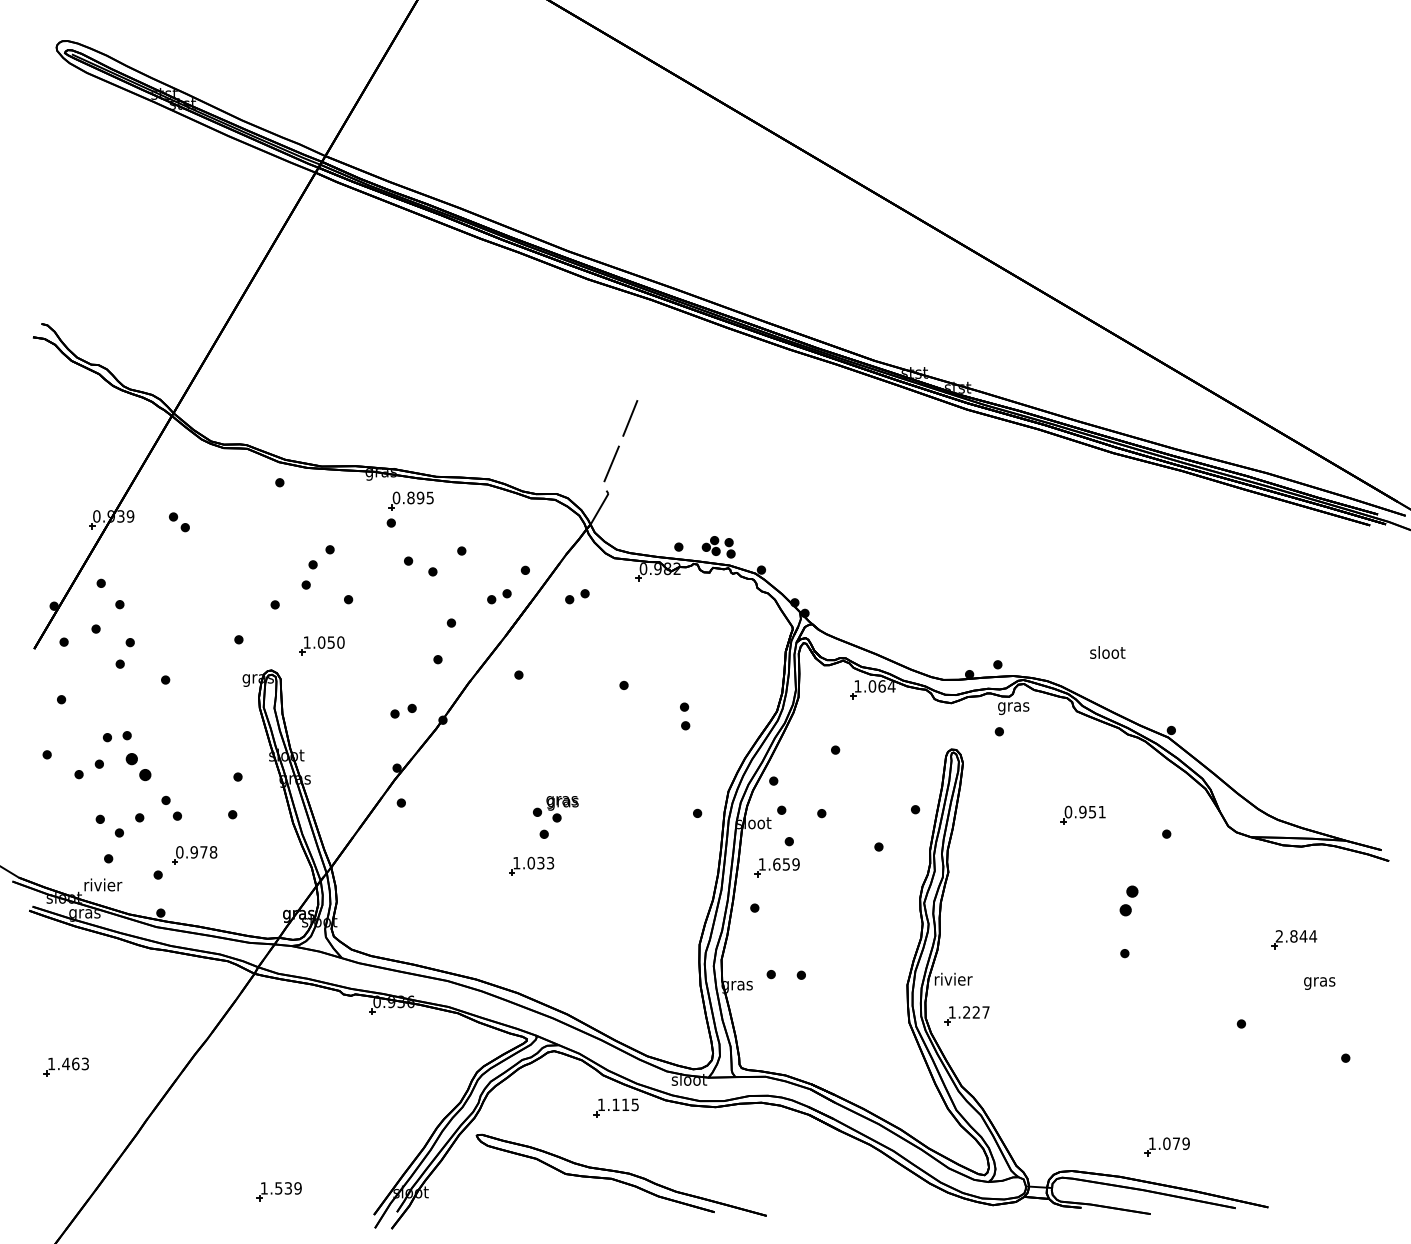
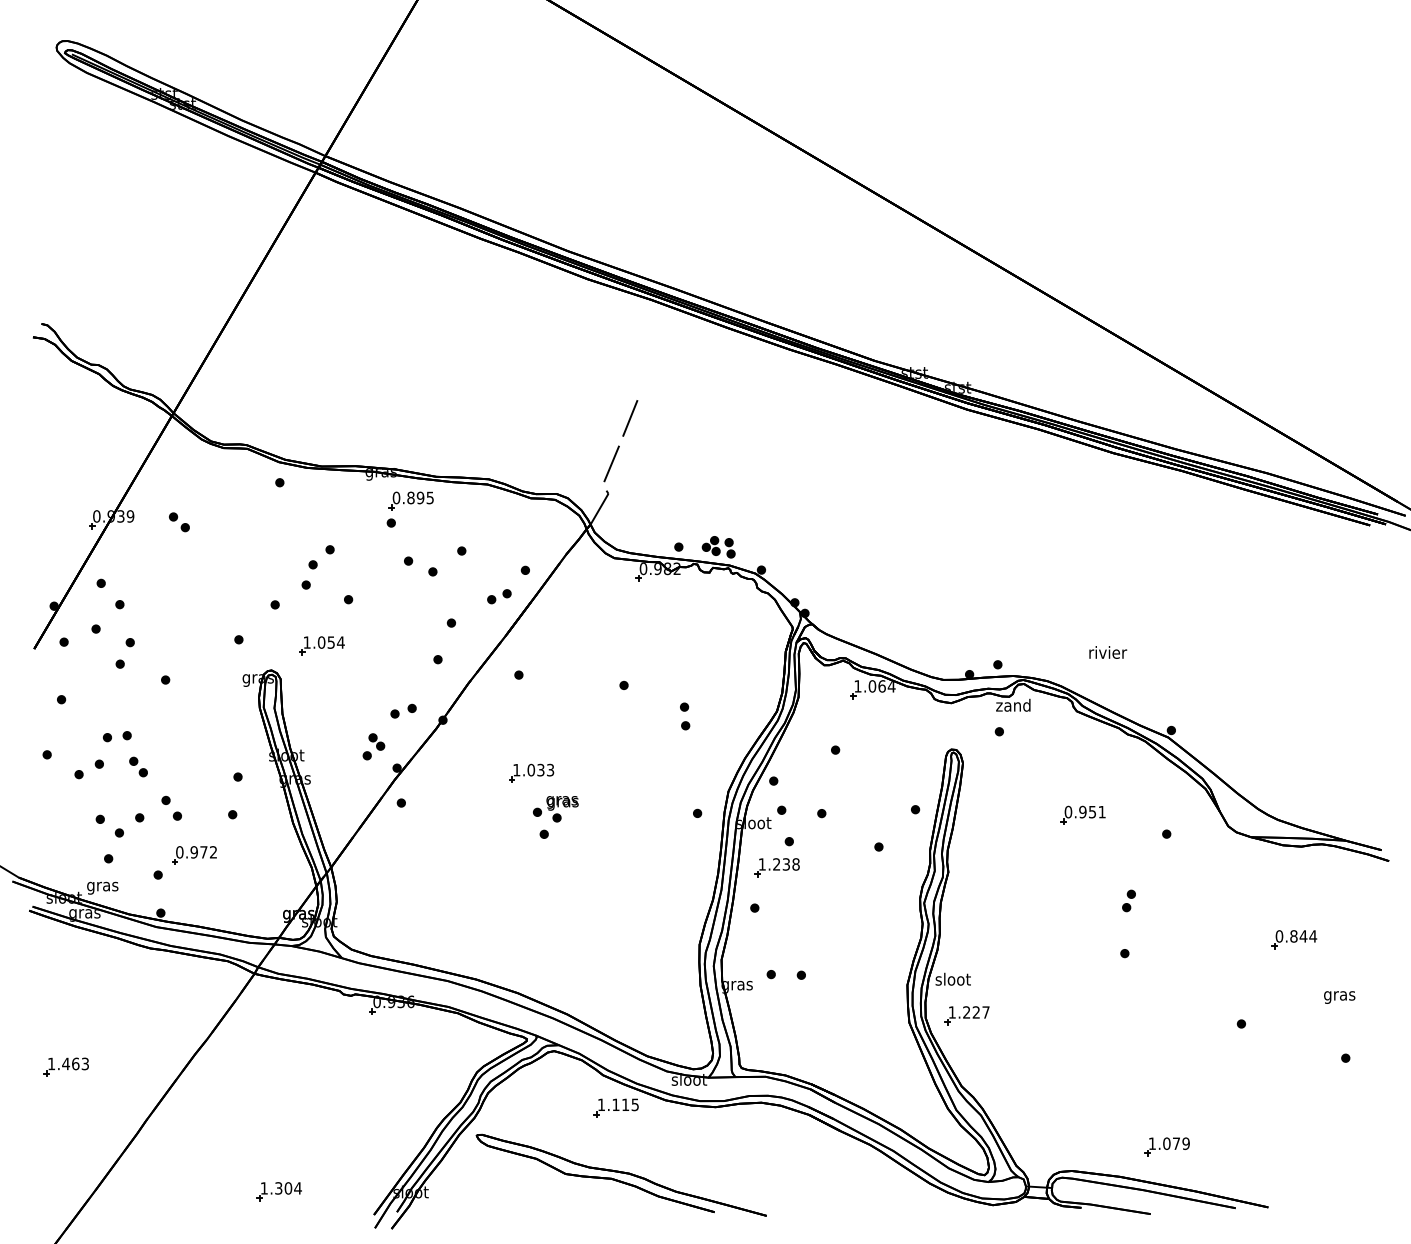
part: present -> none (577, 596)
text: 1.050 -> 1.054 (340, 642)
text: sloot -> rivier (1108, 652)
text: gras -> zand (1013, 706)
part: none -> present (373, 746)
part size: 27x29 px -> 19x22 px (138, 766)
text: 0.978 -> 0.972 (213, 852)
text: 1.659 -> 1.238 (786, 864)
part position: (531, 865) -> (531, 772) (531, 772)
text: rivier -> gras (103, 886)
part size: 20x32 px -> 14x24 px (1128, 900)
text: 2.844 -> 0.844 (1279, 936)
text: rivier -> sloot (953, 978)
text position: (1319, 983) -> (1339, 997) (1339, 997)
text: 1.539 -> 1.304 (288, 1188)
